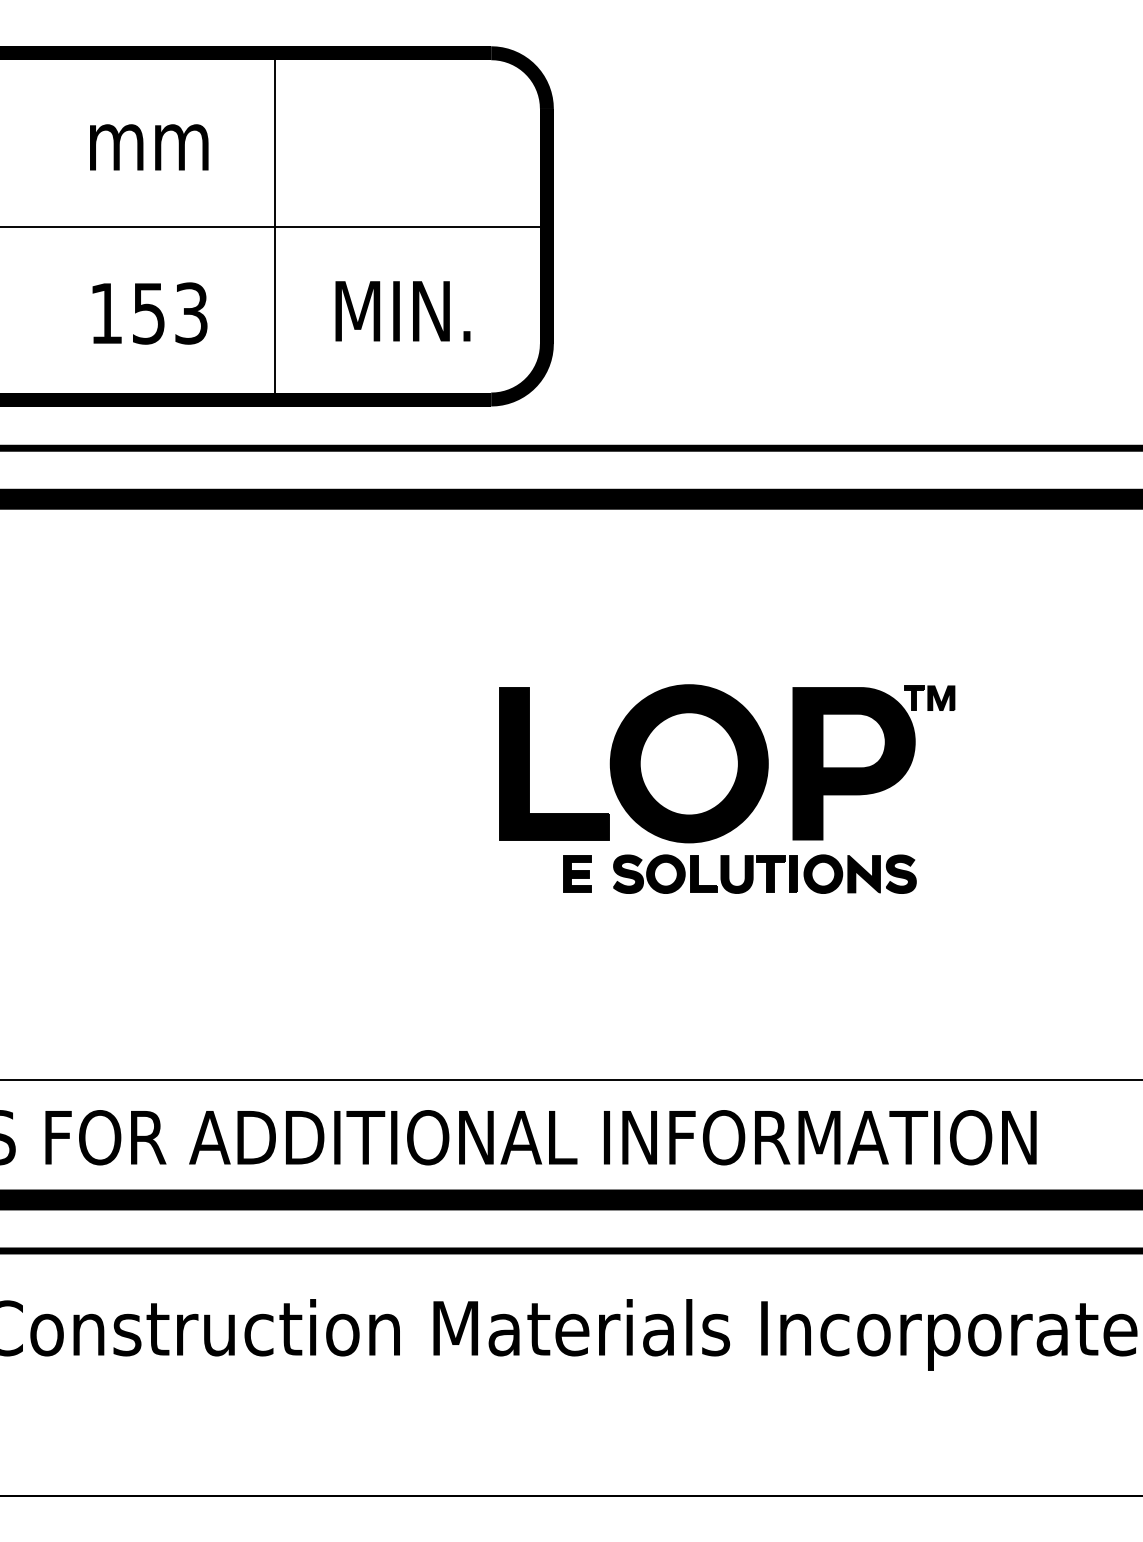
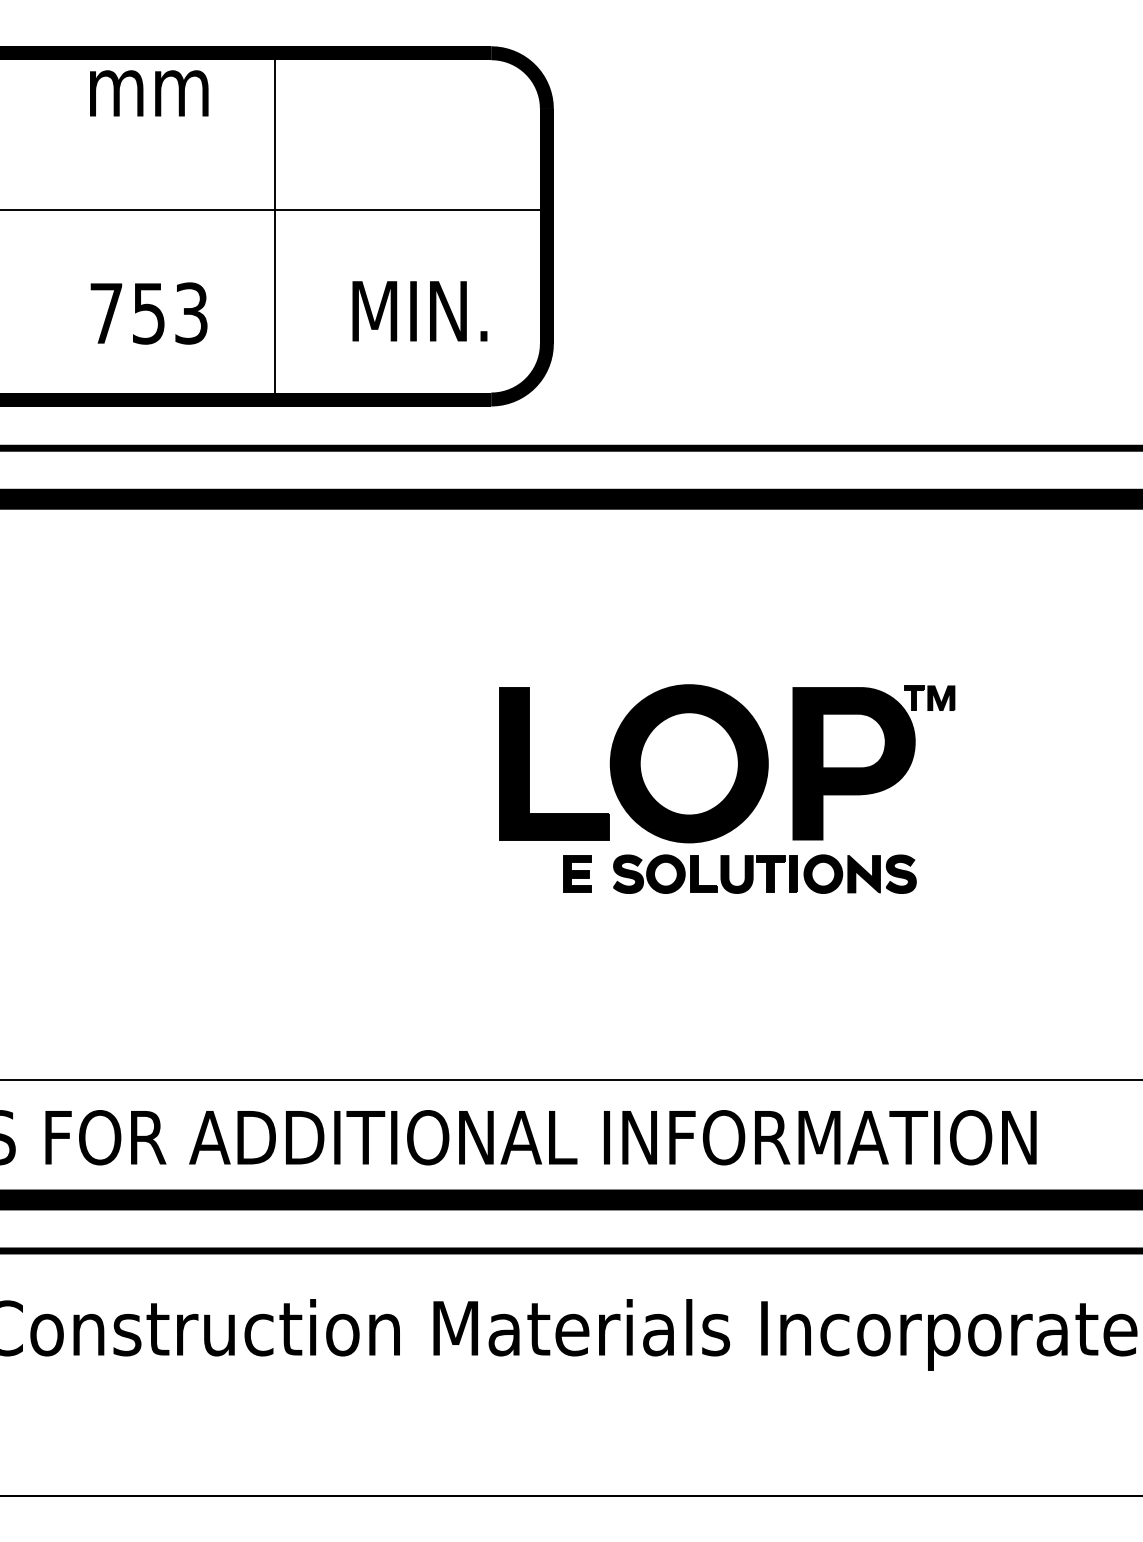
text position: (149, 147) -> (149, 93) (149, 93)
line position: (274, 227) -> (274, 210) (274, 210)
text position: (402, 311) -> (419, 311) (419, 311)
text: 153 -> 753 (106, 313)
